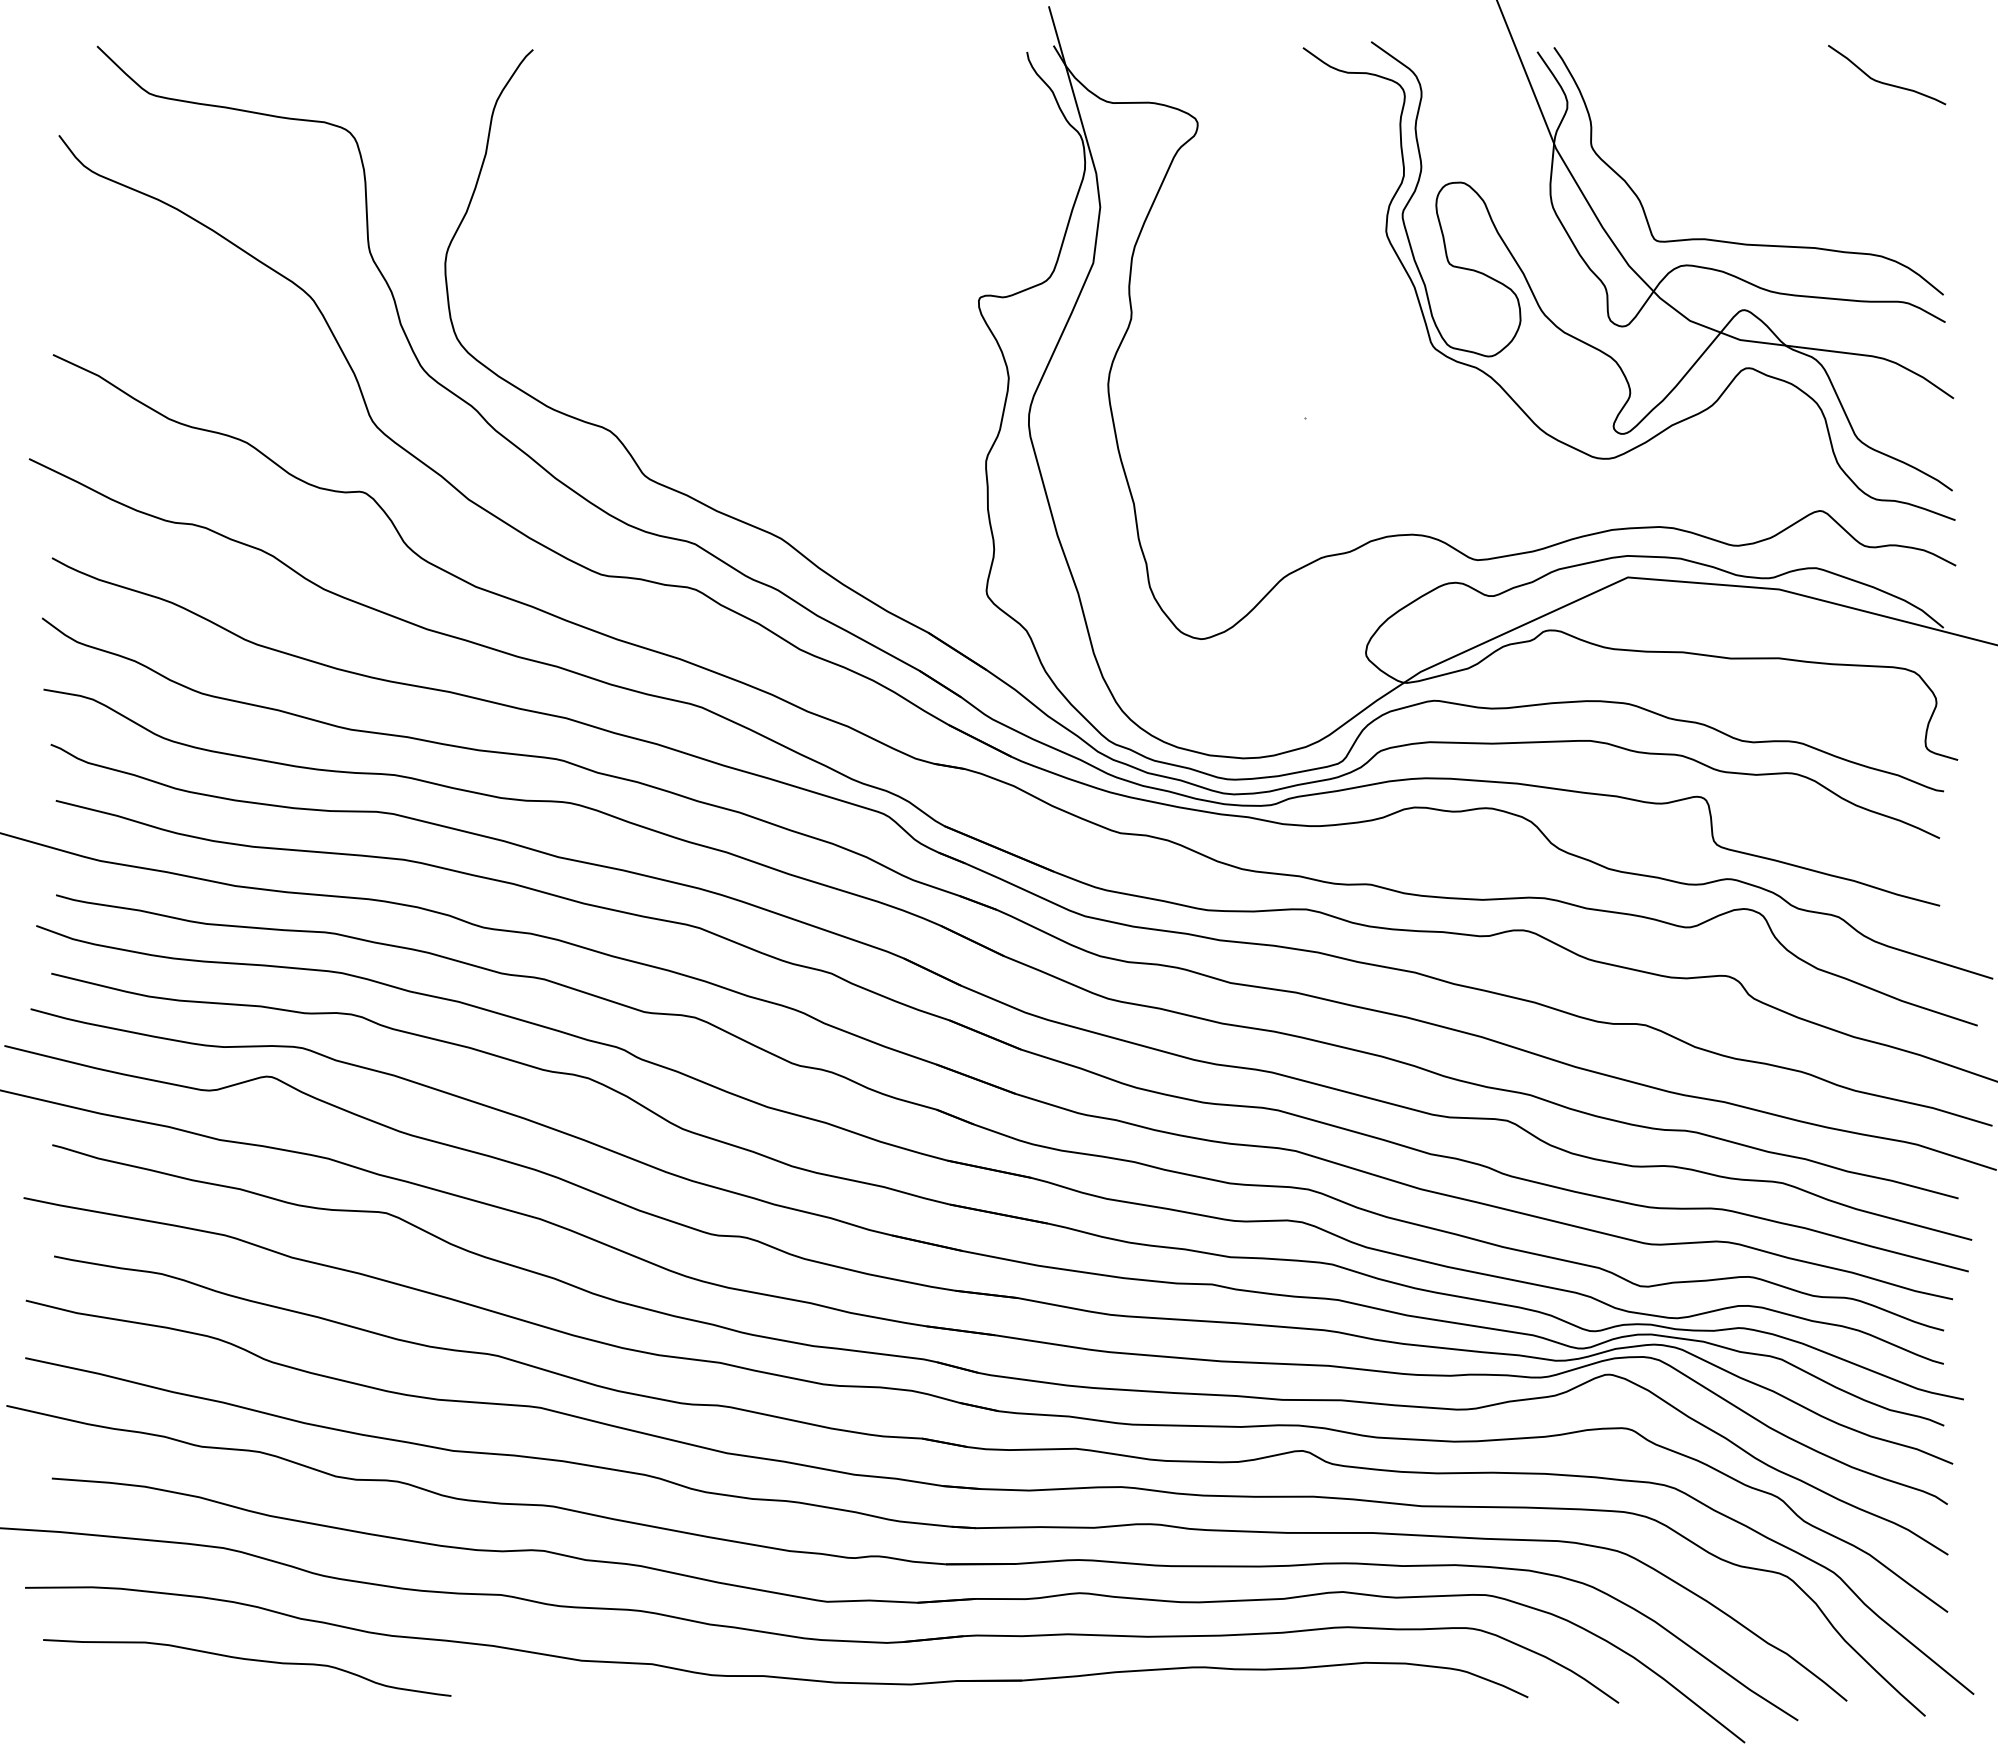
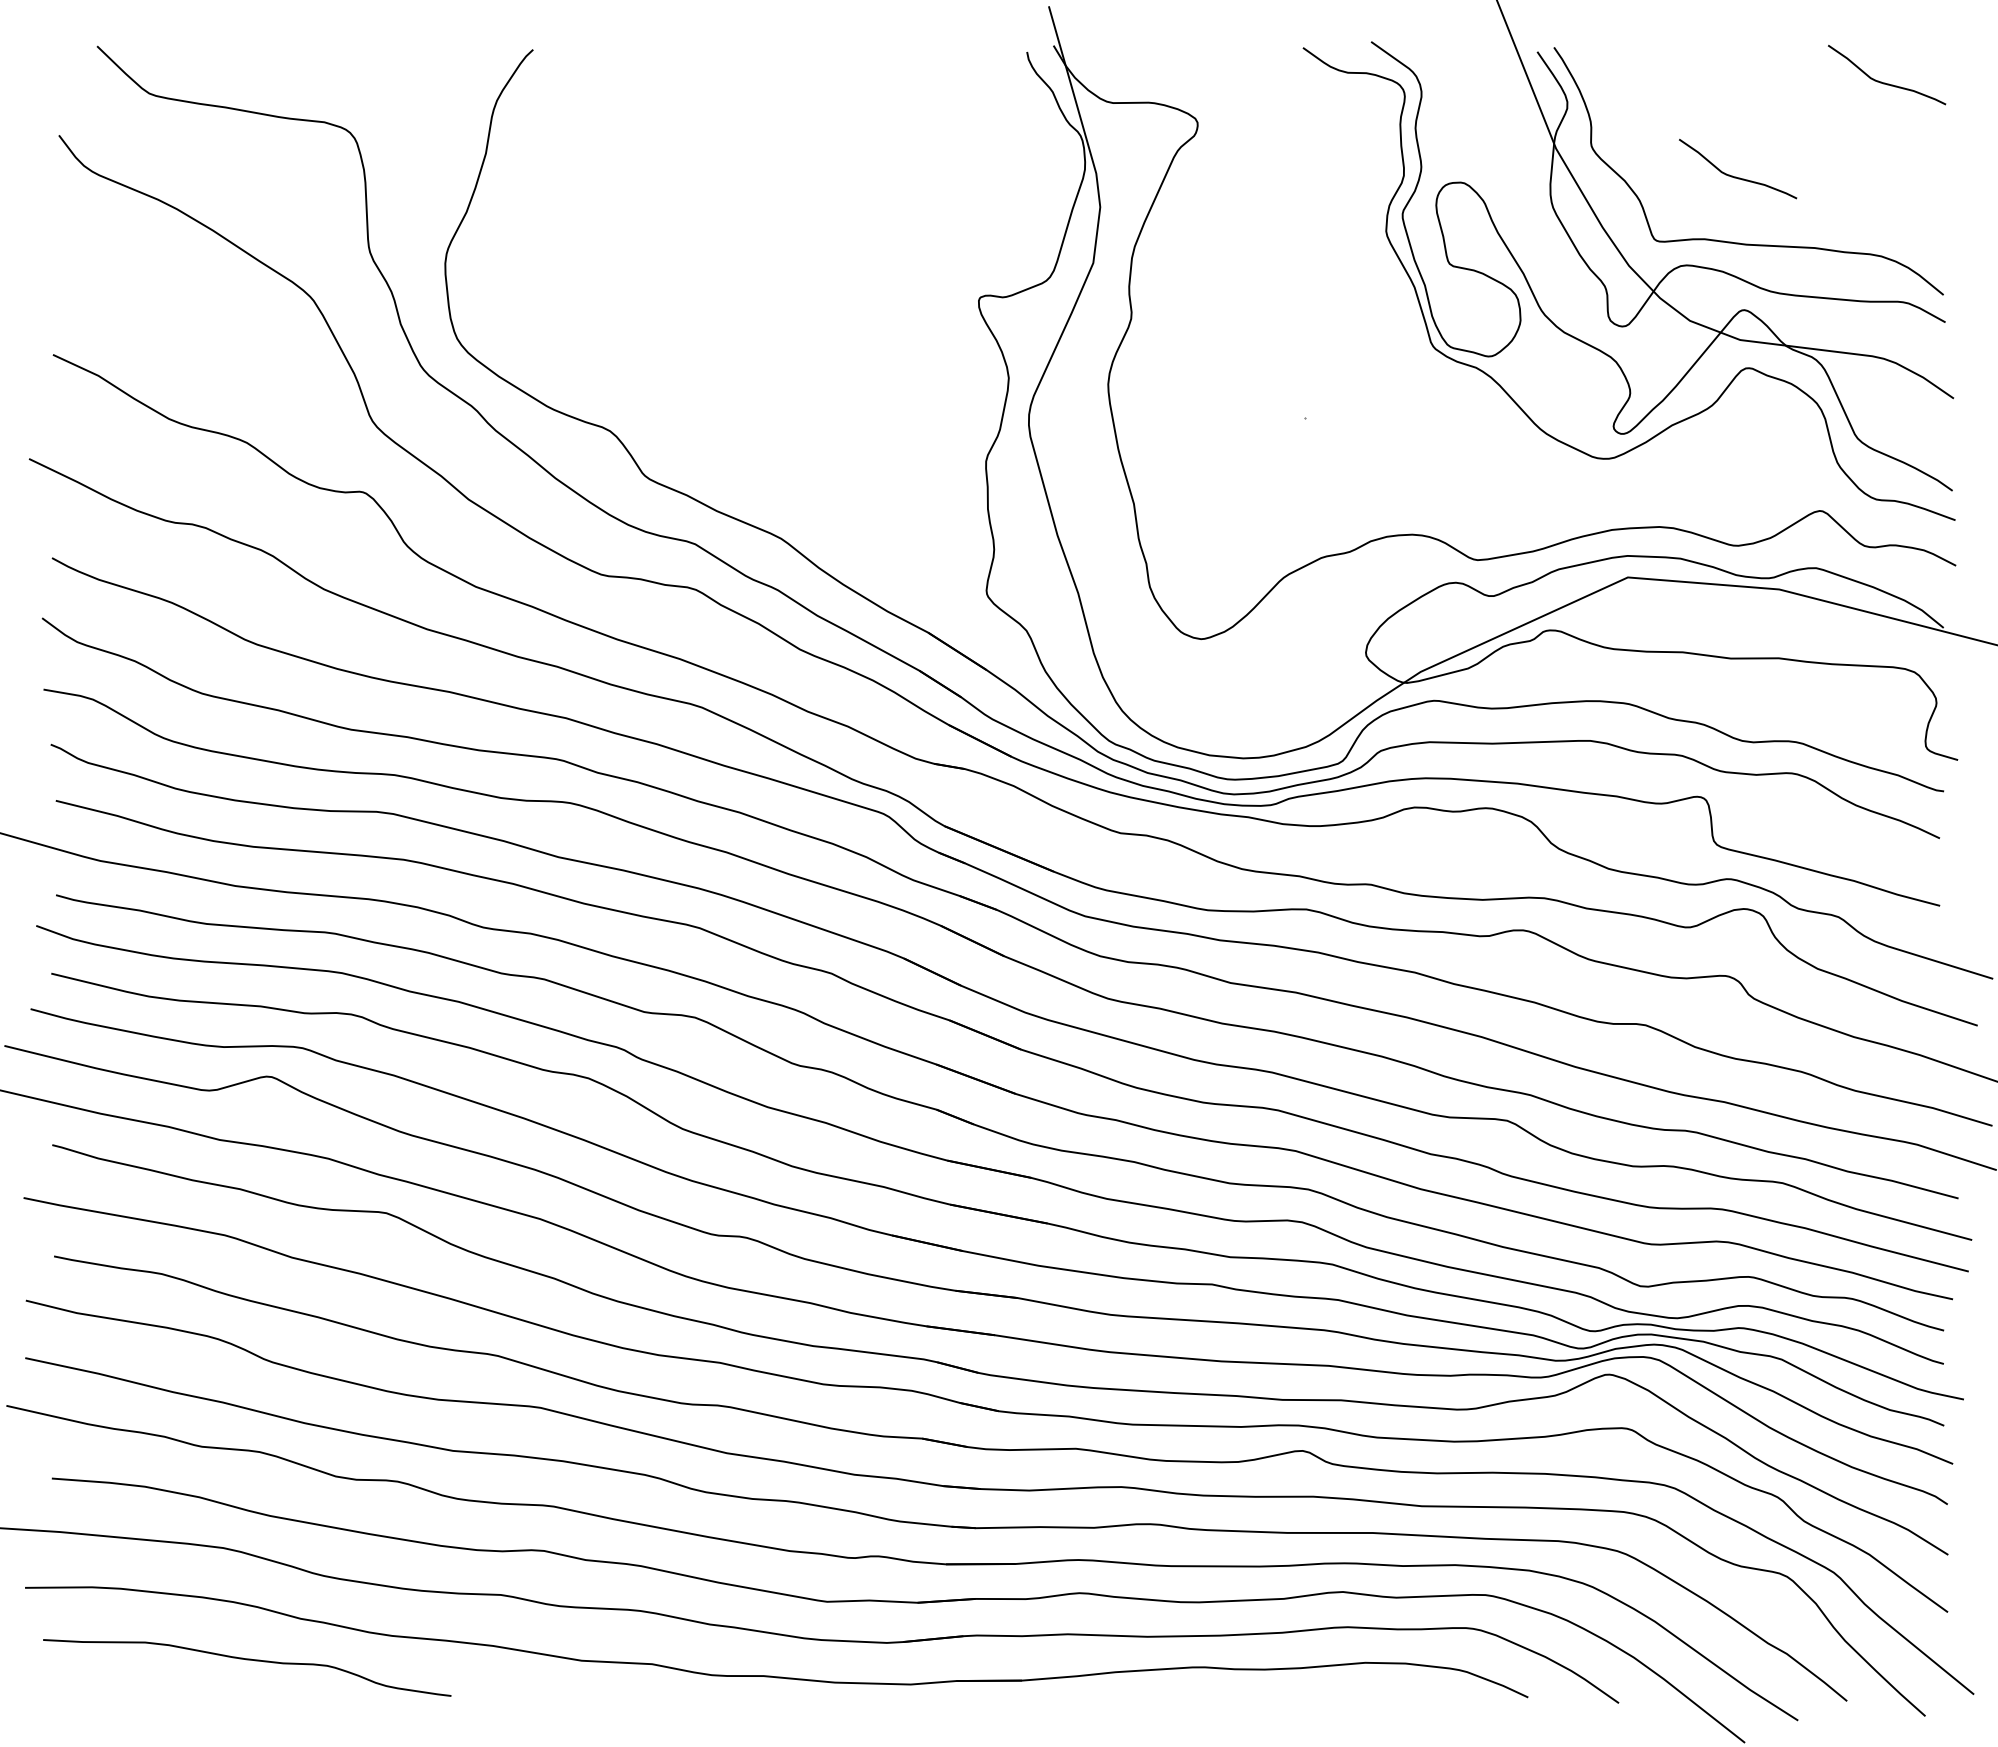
curve: none -> present (1736, 176)
